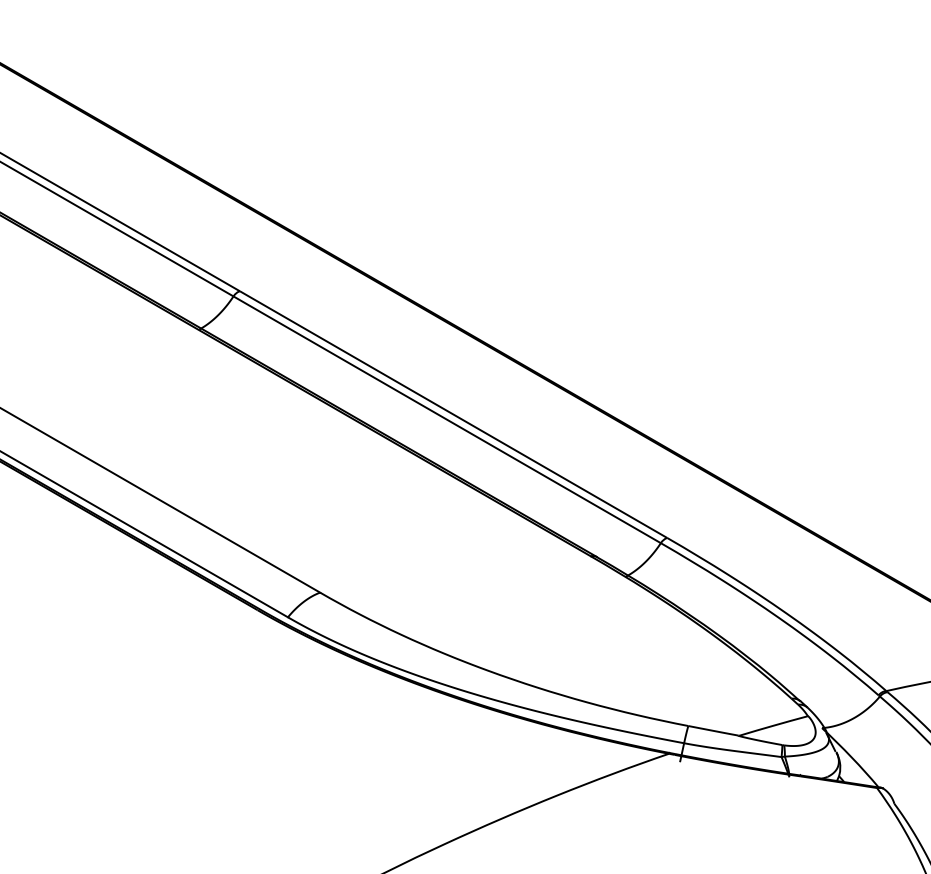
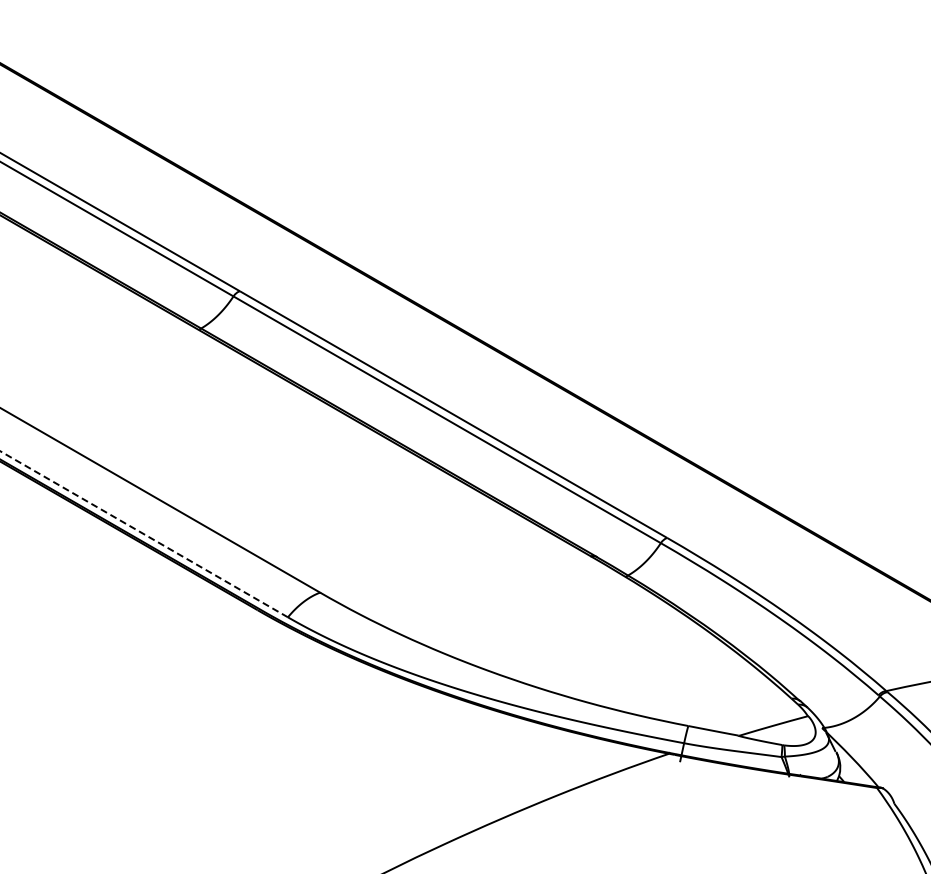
line: solid -> dashed (144, 534)
